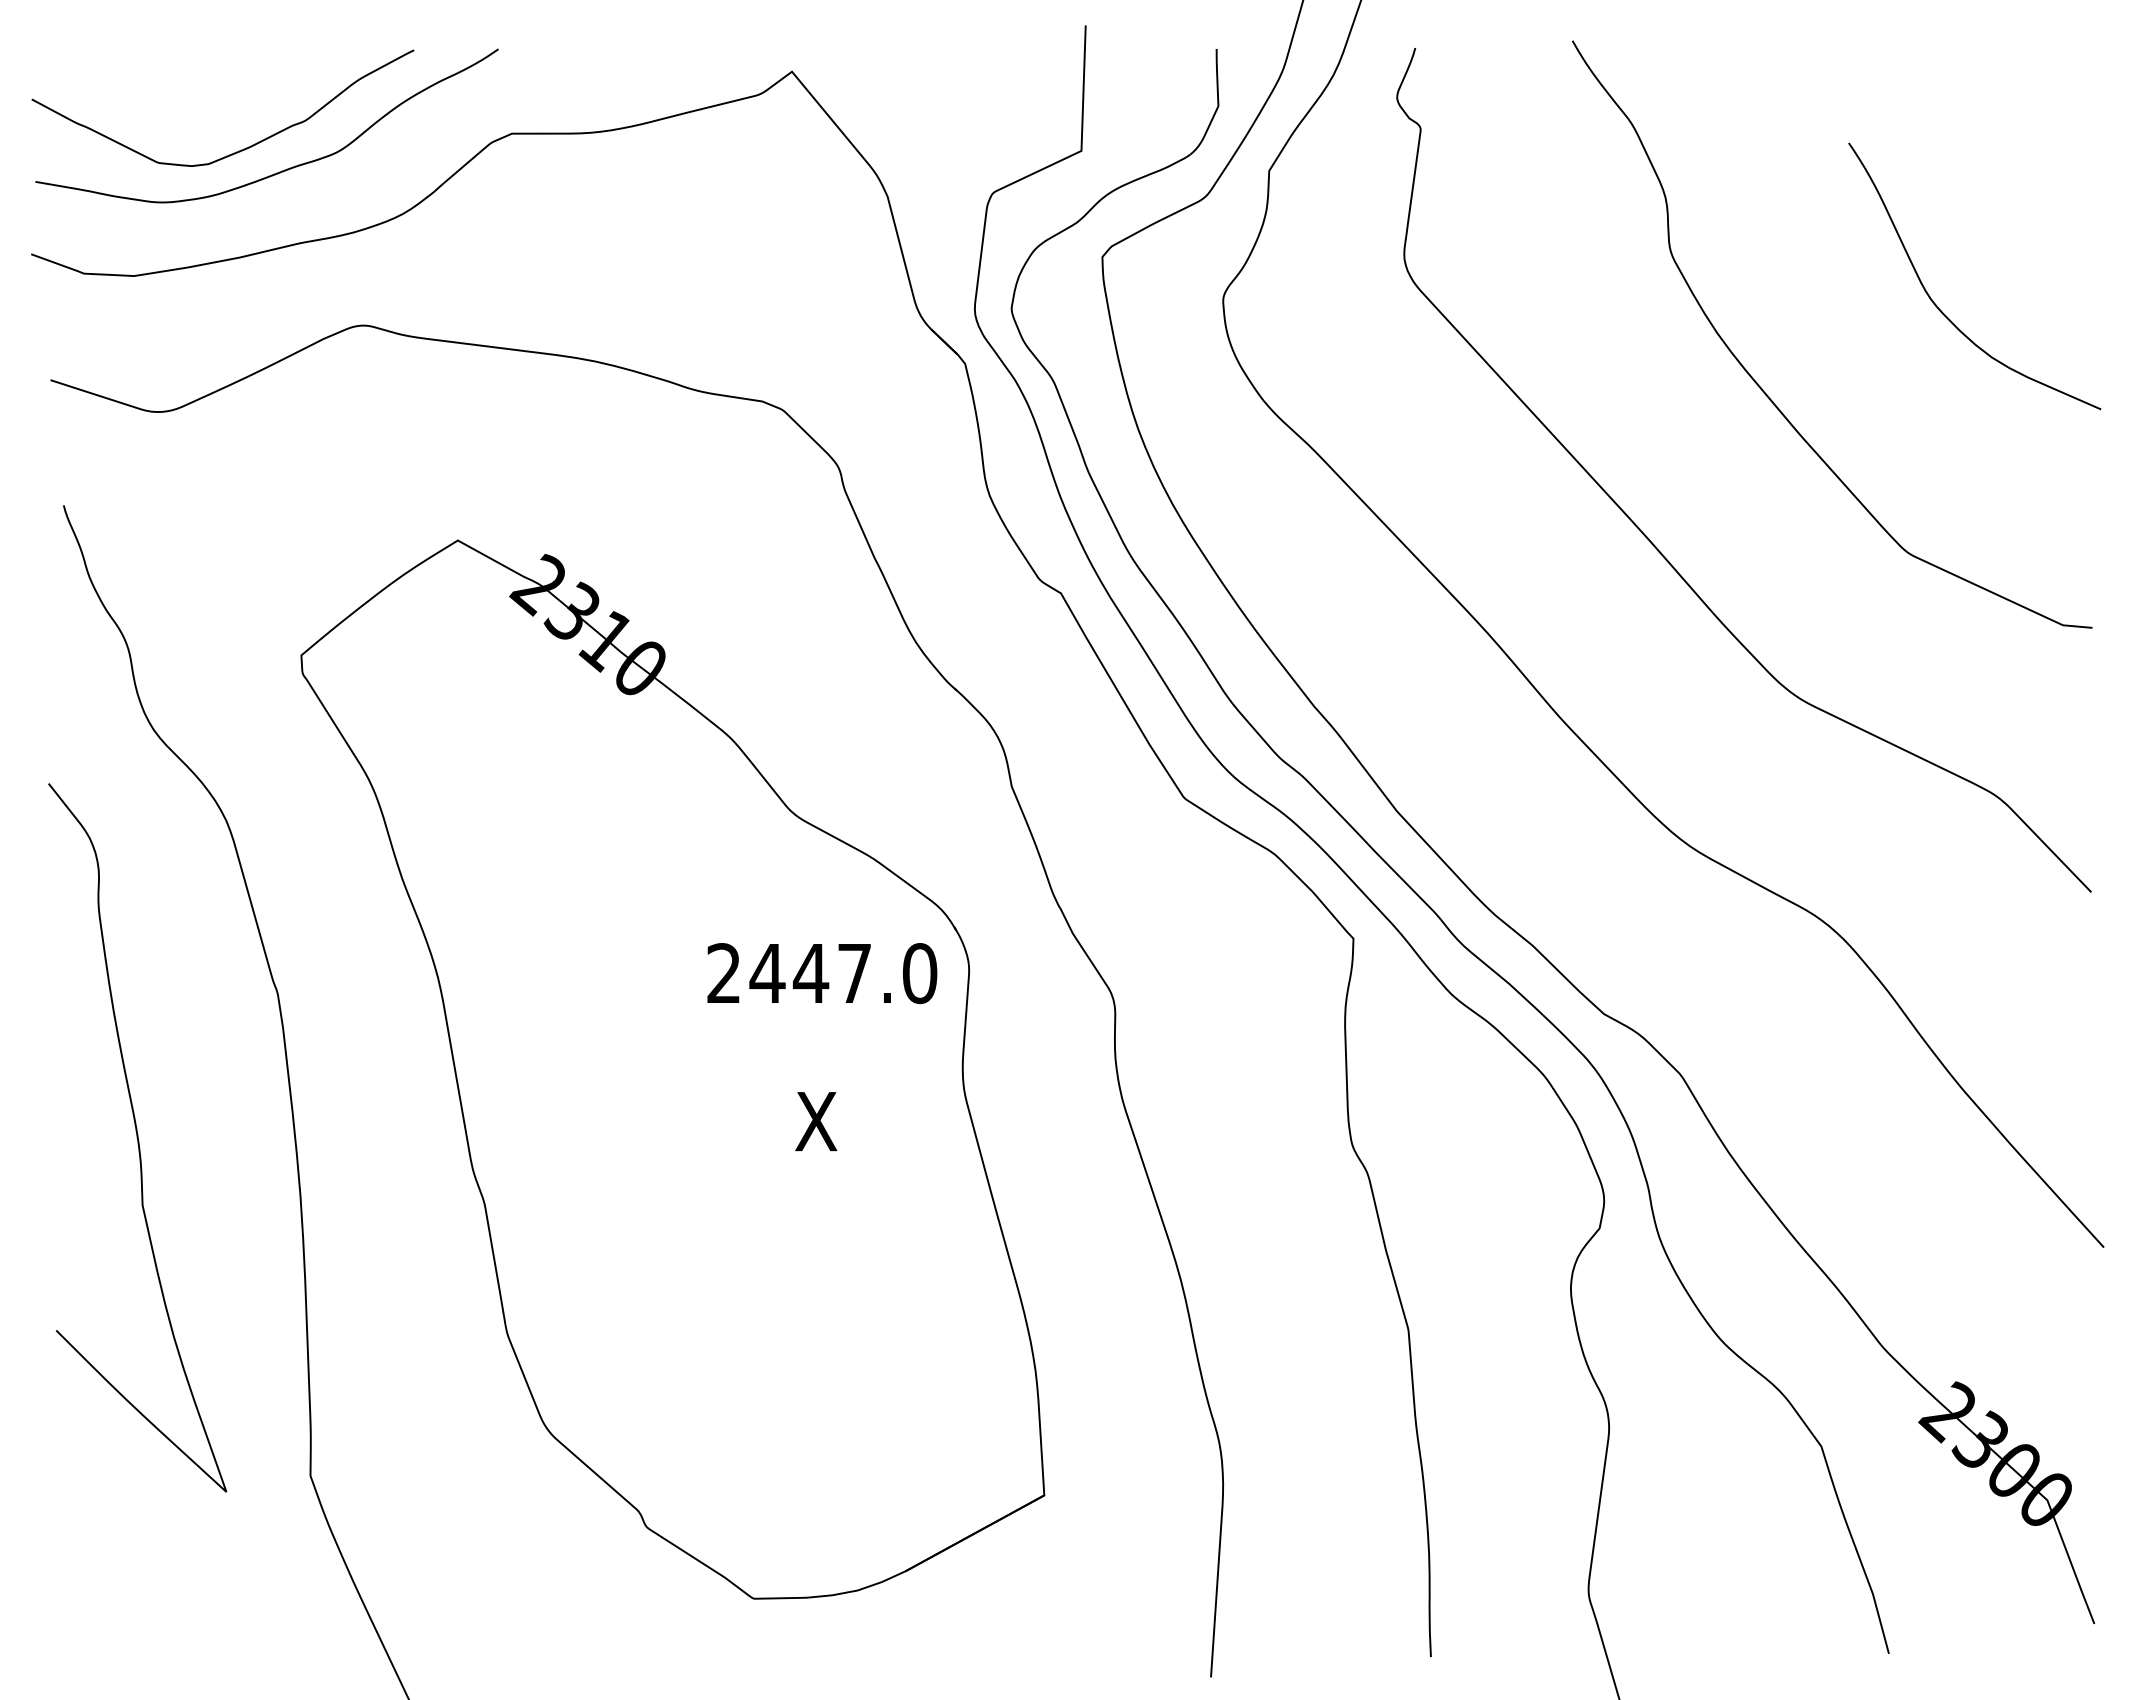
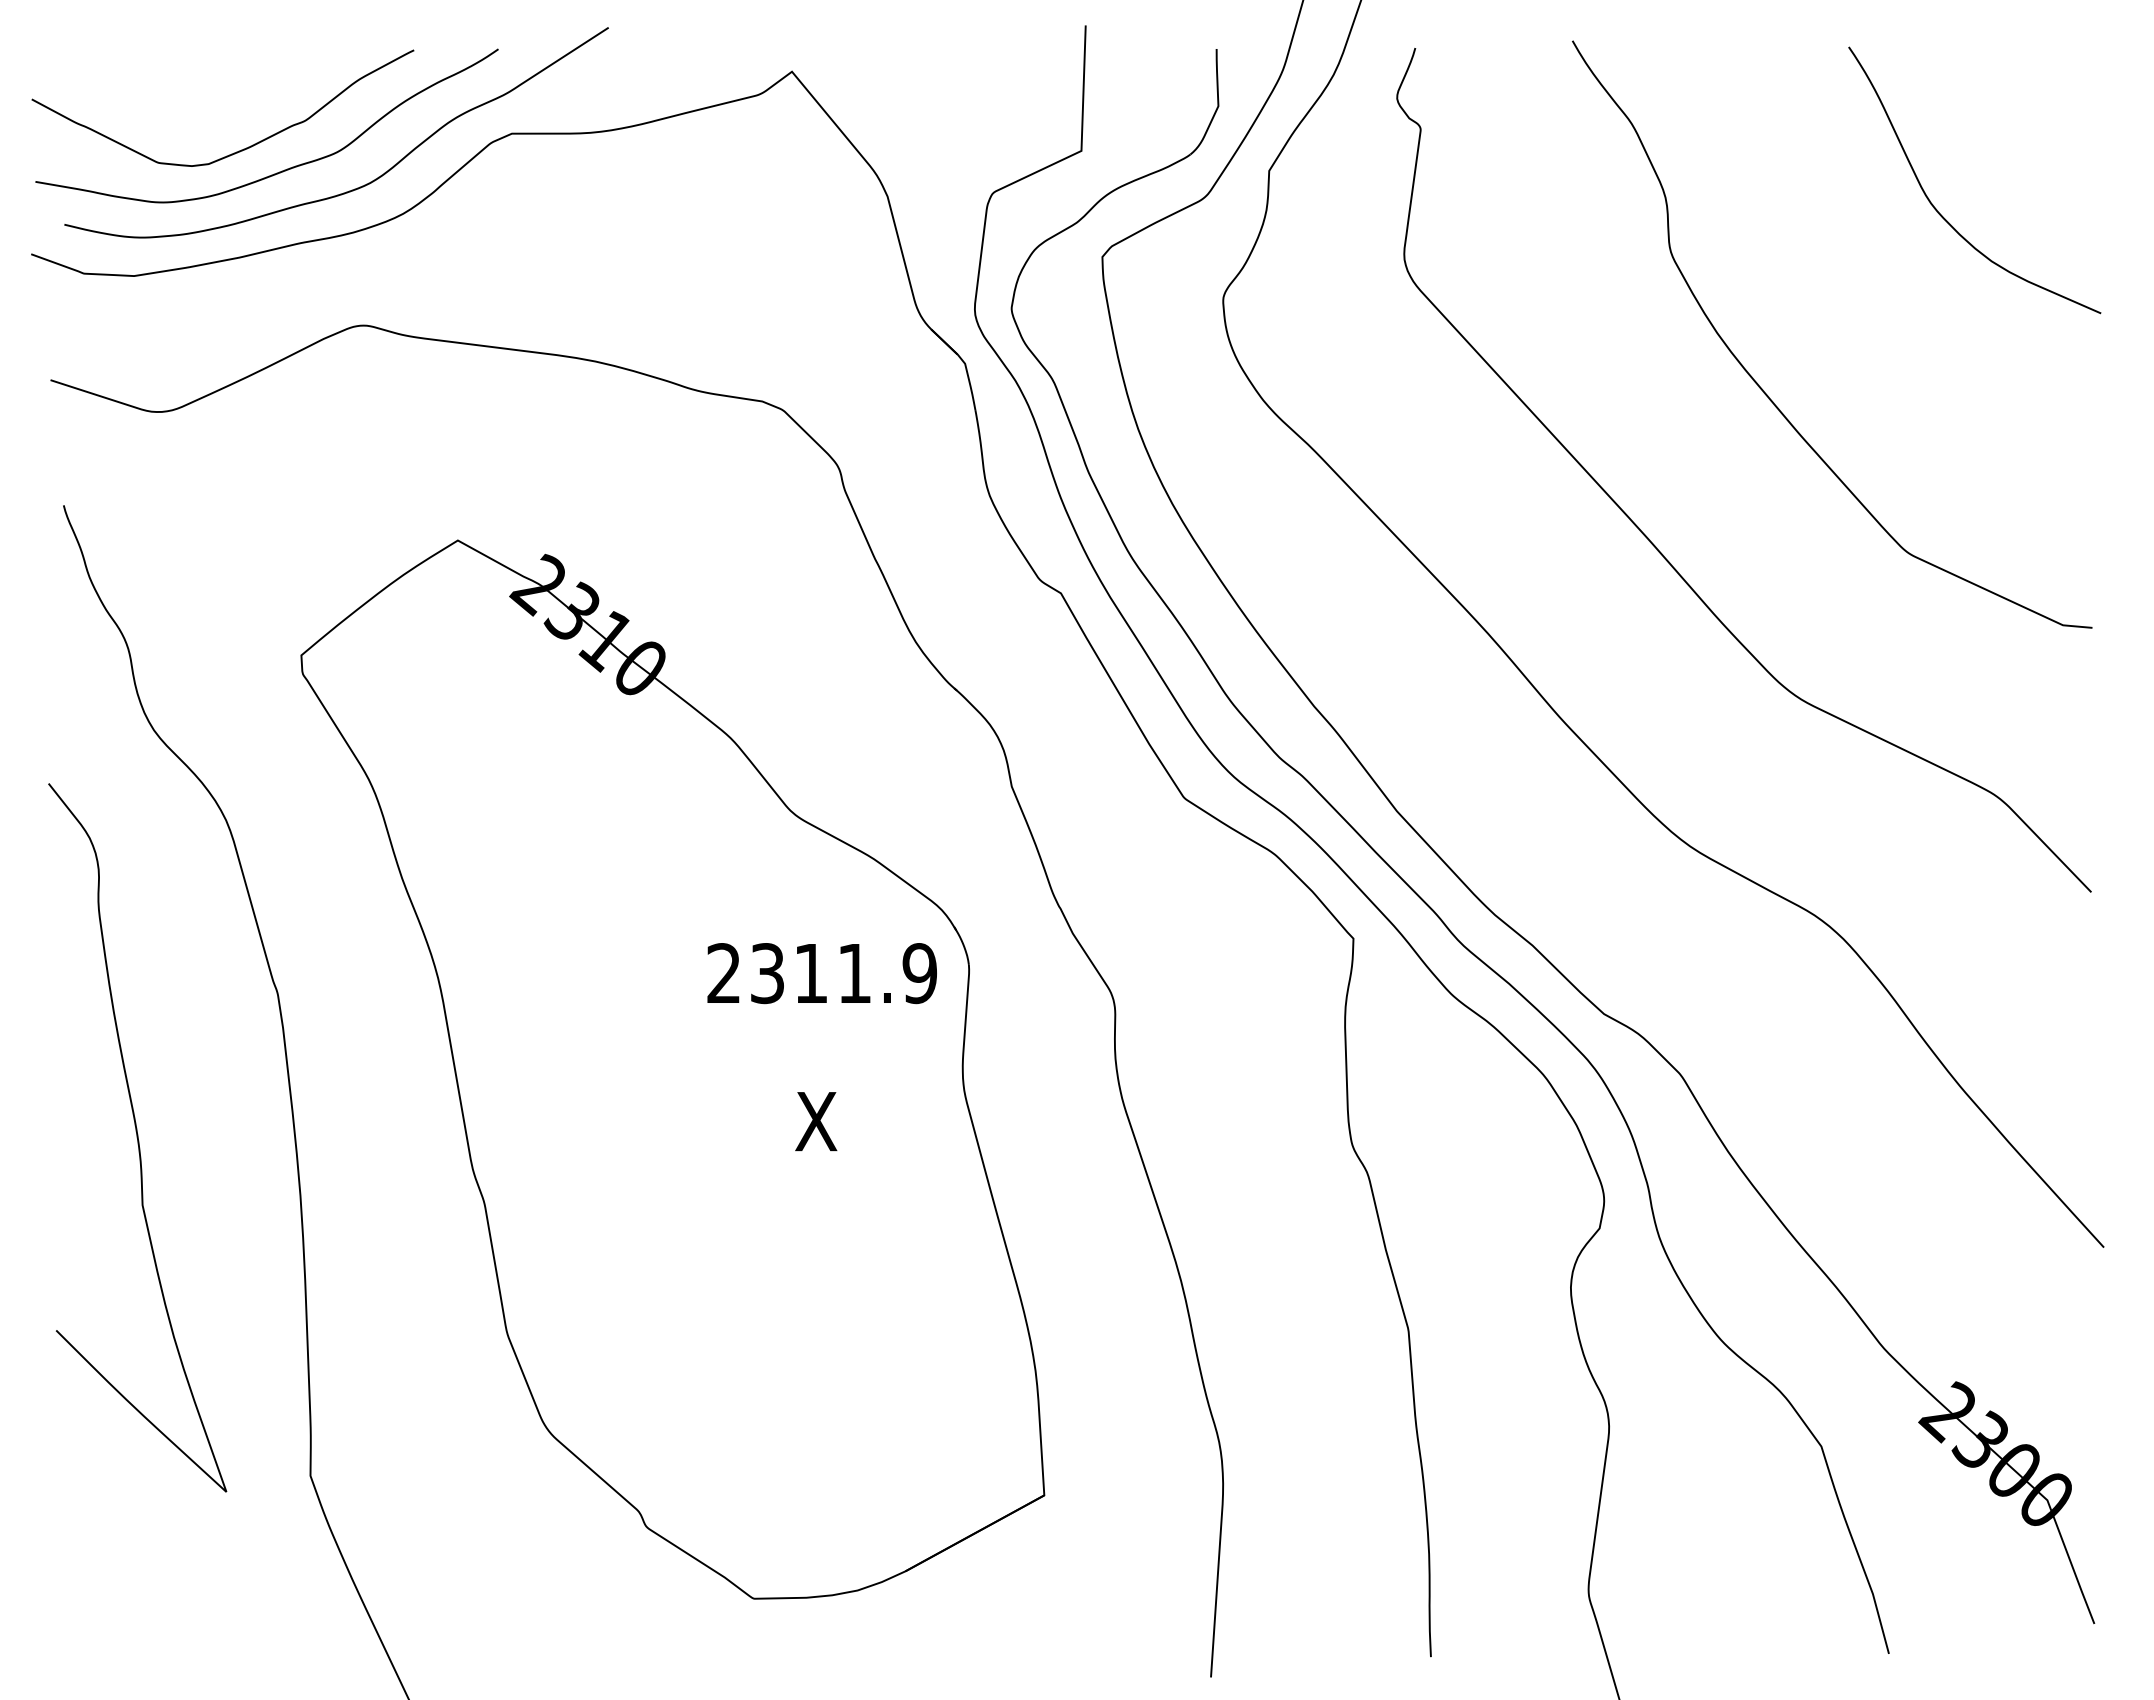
curve: none -> present (359, 186)
curve position: (1937, 305) -> (1937, 209) (1937, 209)
text: 2447.0 -> 2311.9 (843, 973)
